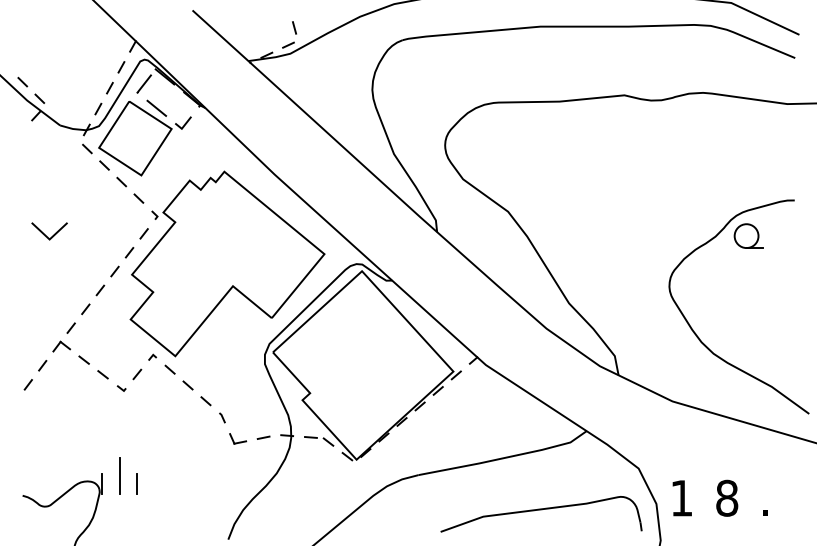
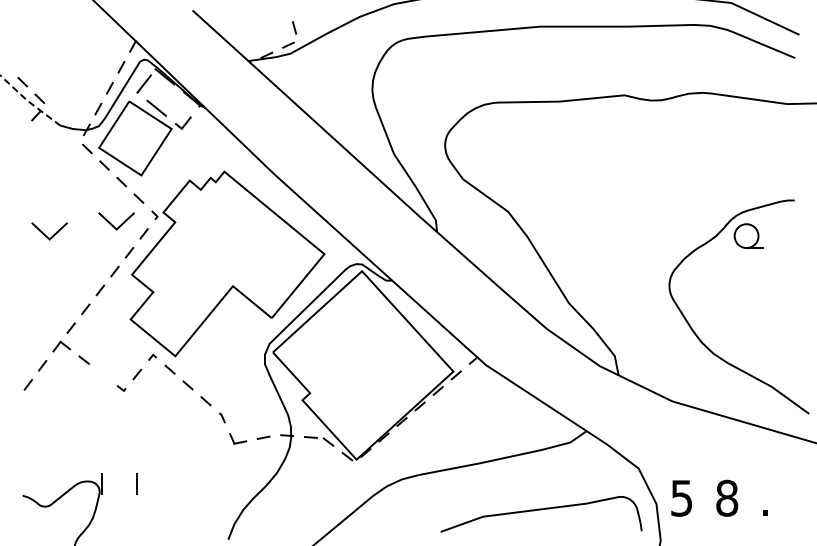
line: solid -> dashed (28, 101)
line: none -> present (112, 224)
line: present -> none (102, 374)
line: present -> none (119, 476)
text: 1 -> 5 (681, 498)
